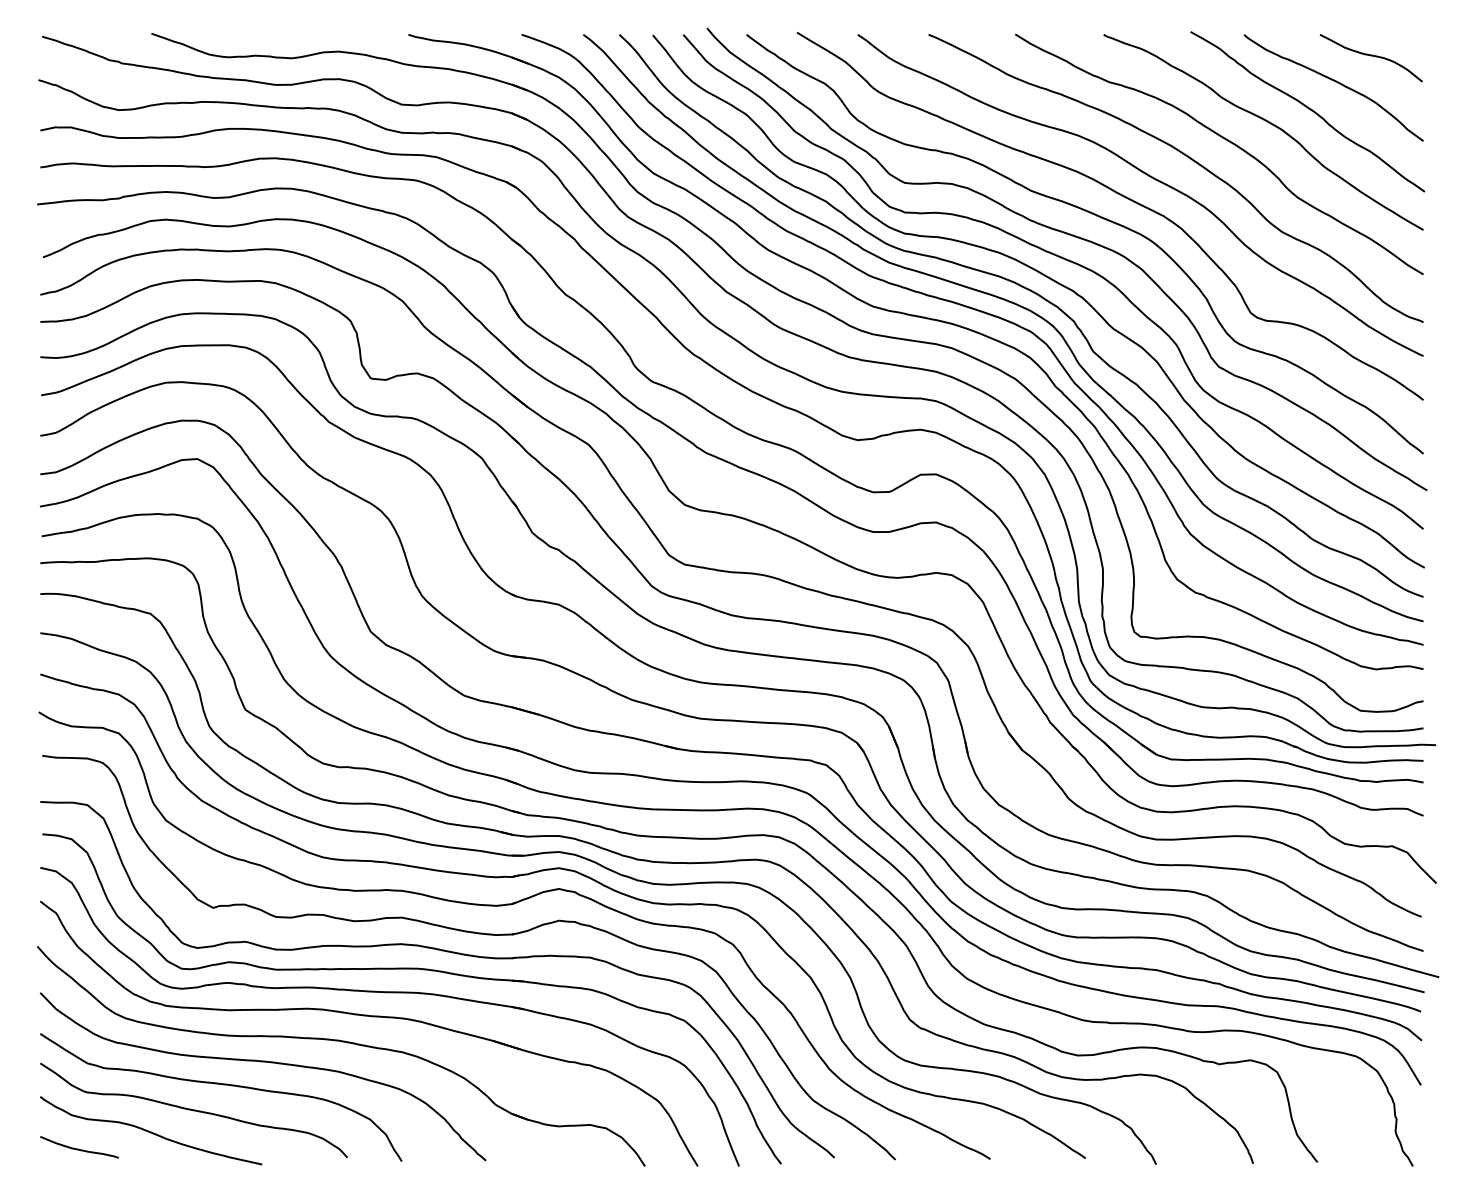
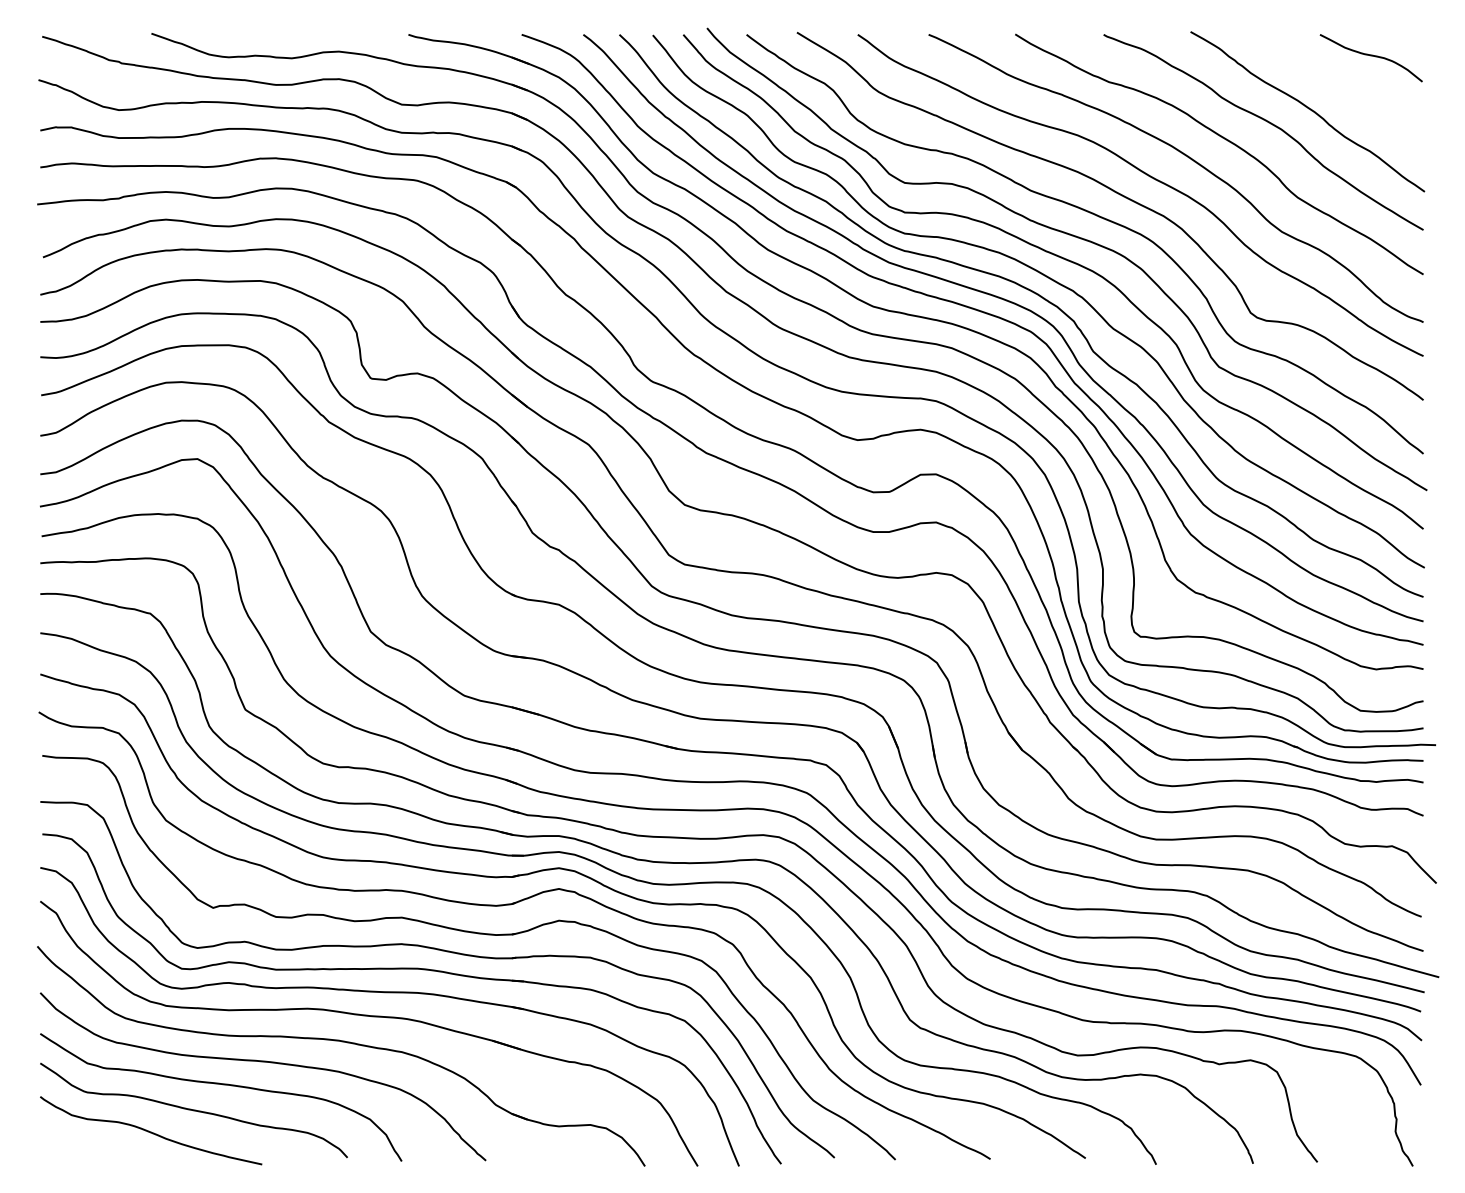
curve: present -> none (1335, 82)
curve: present -> none (78, 1148)
